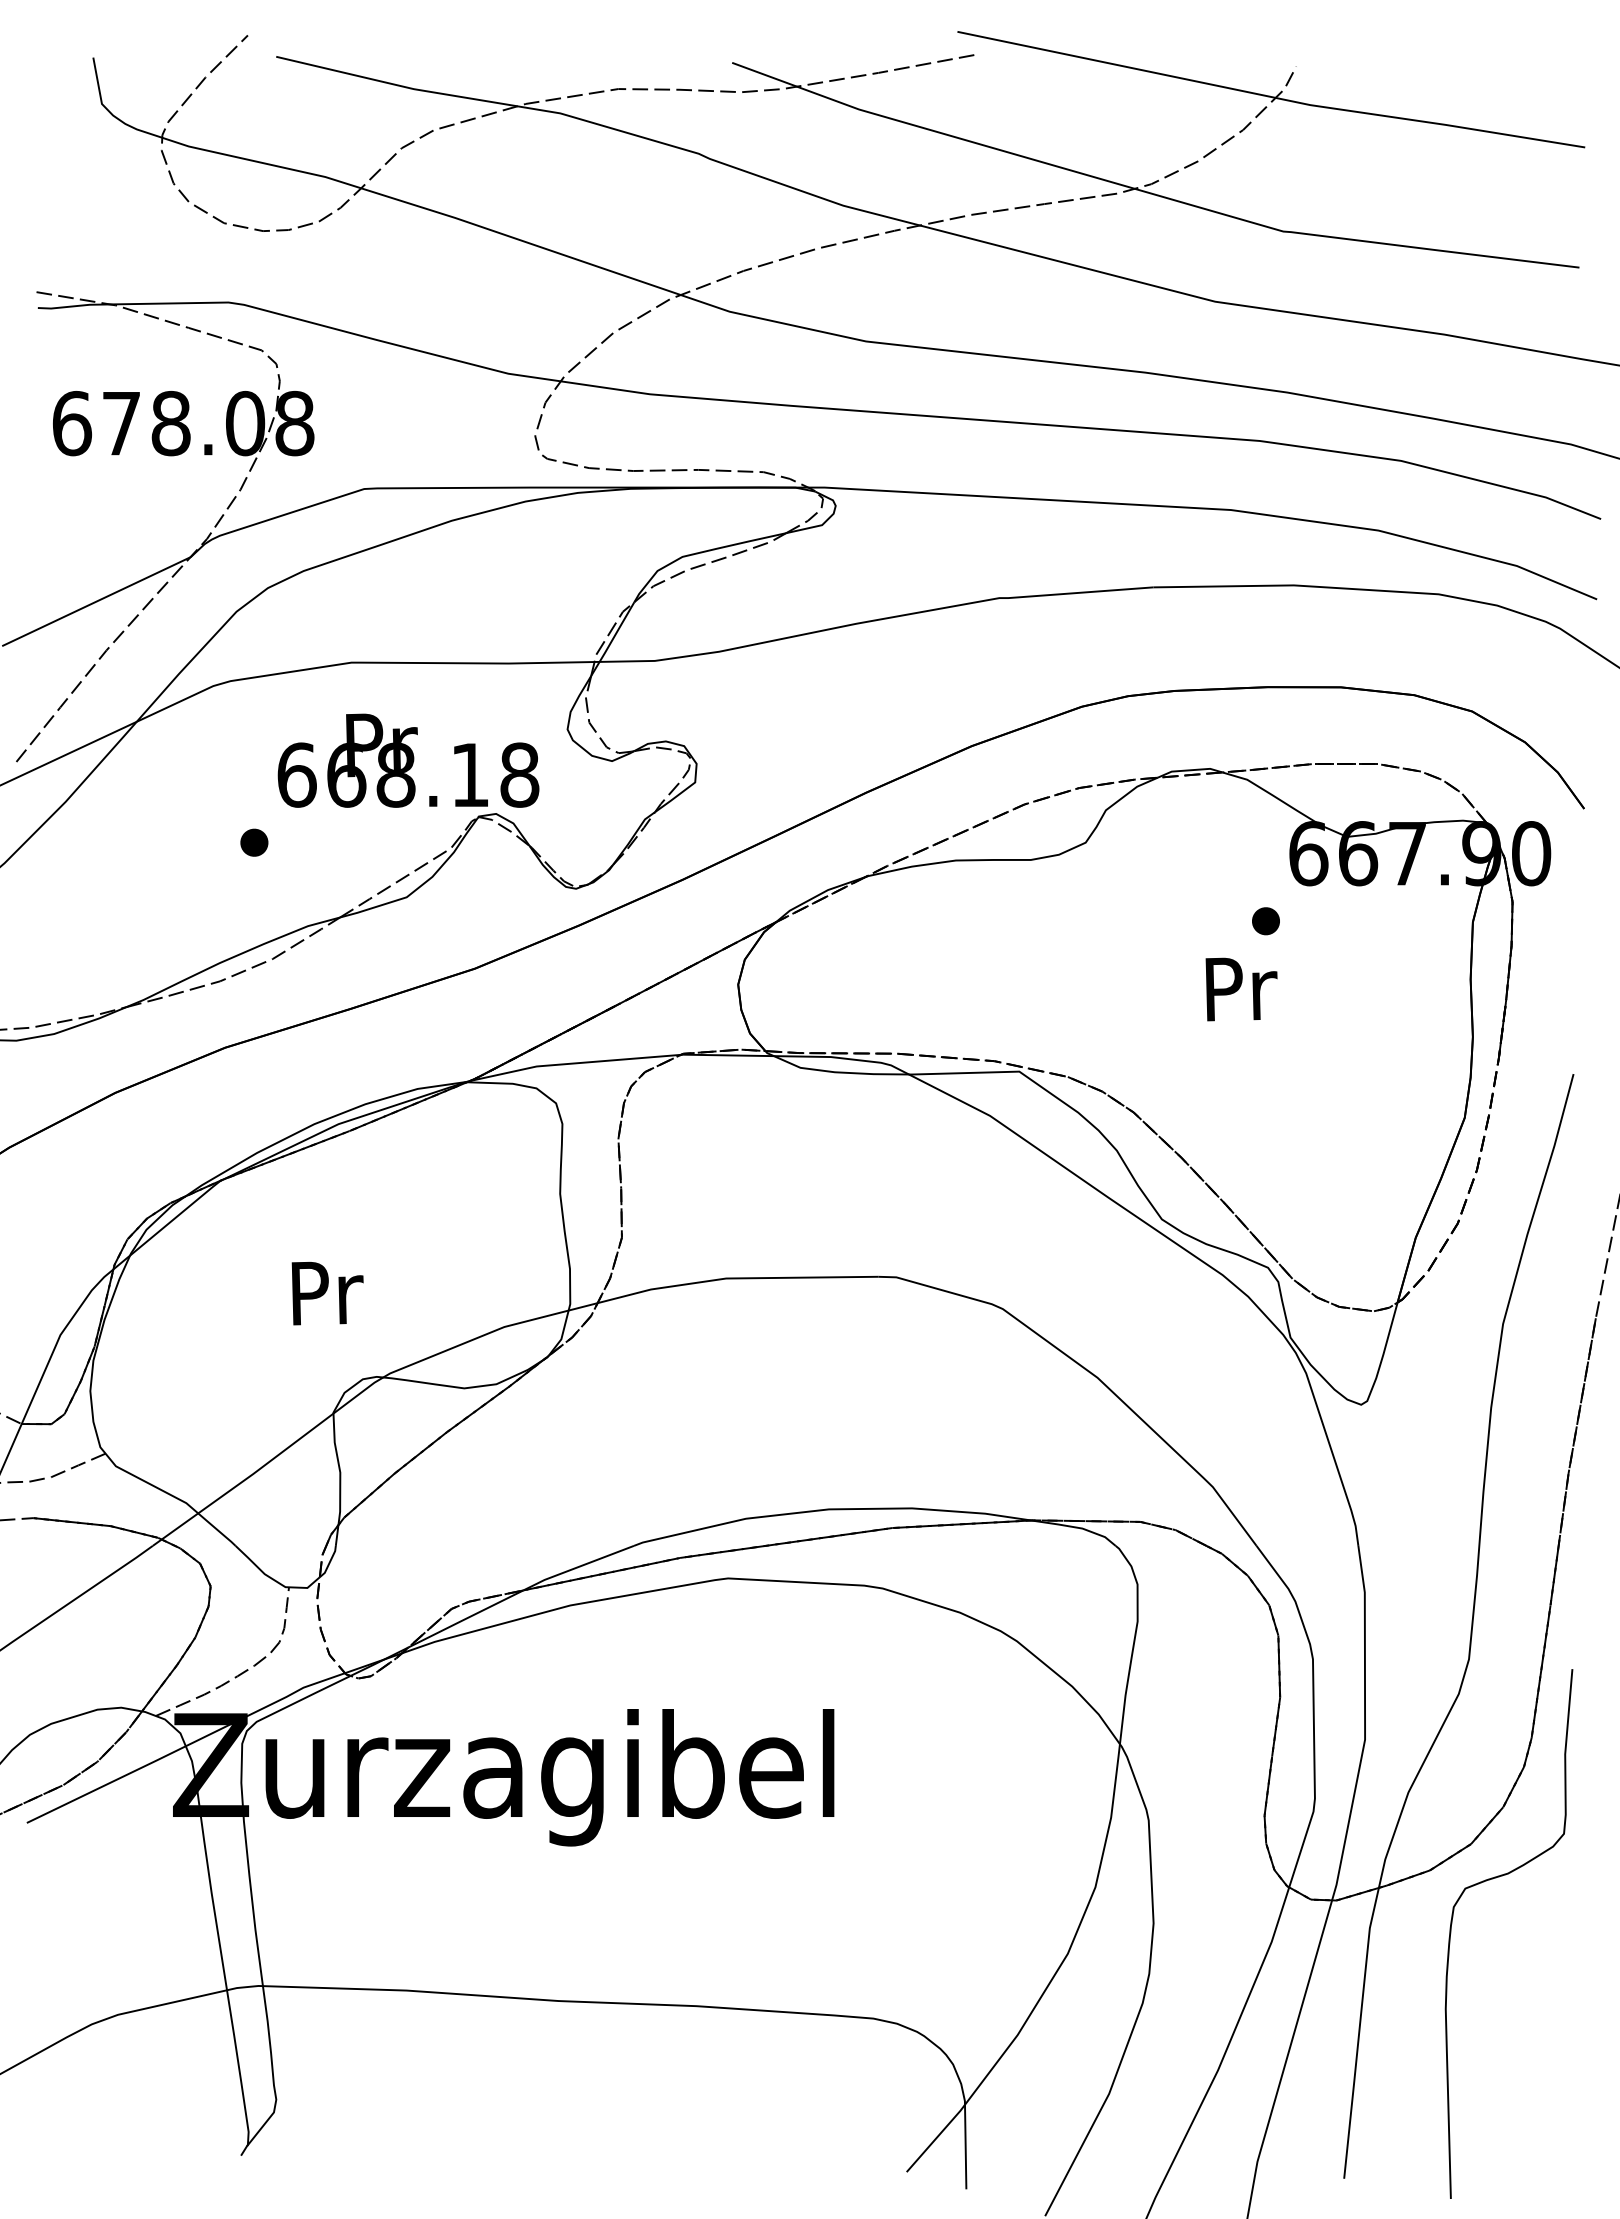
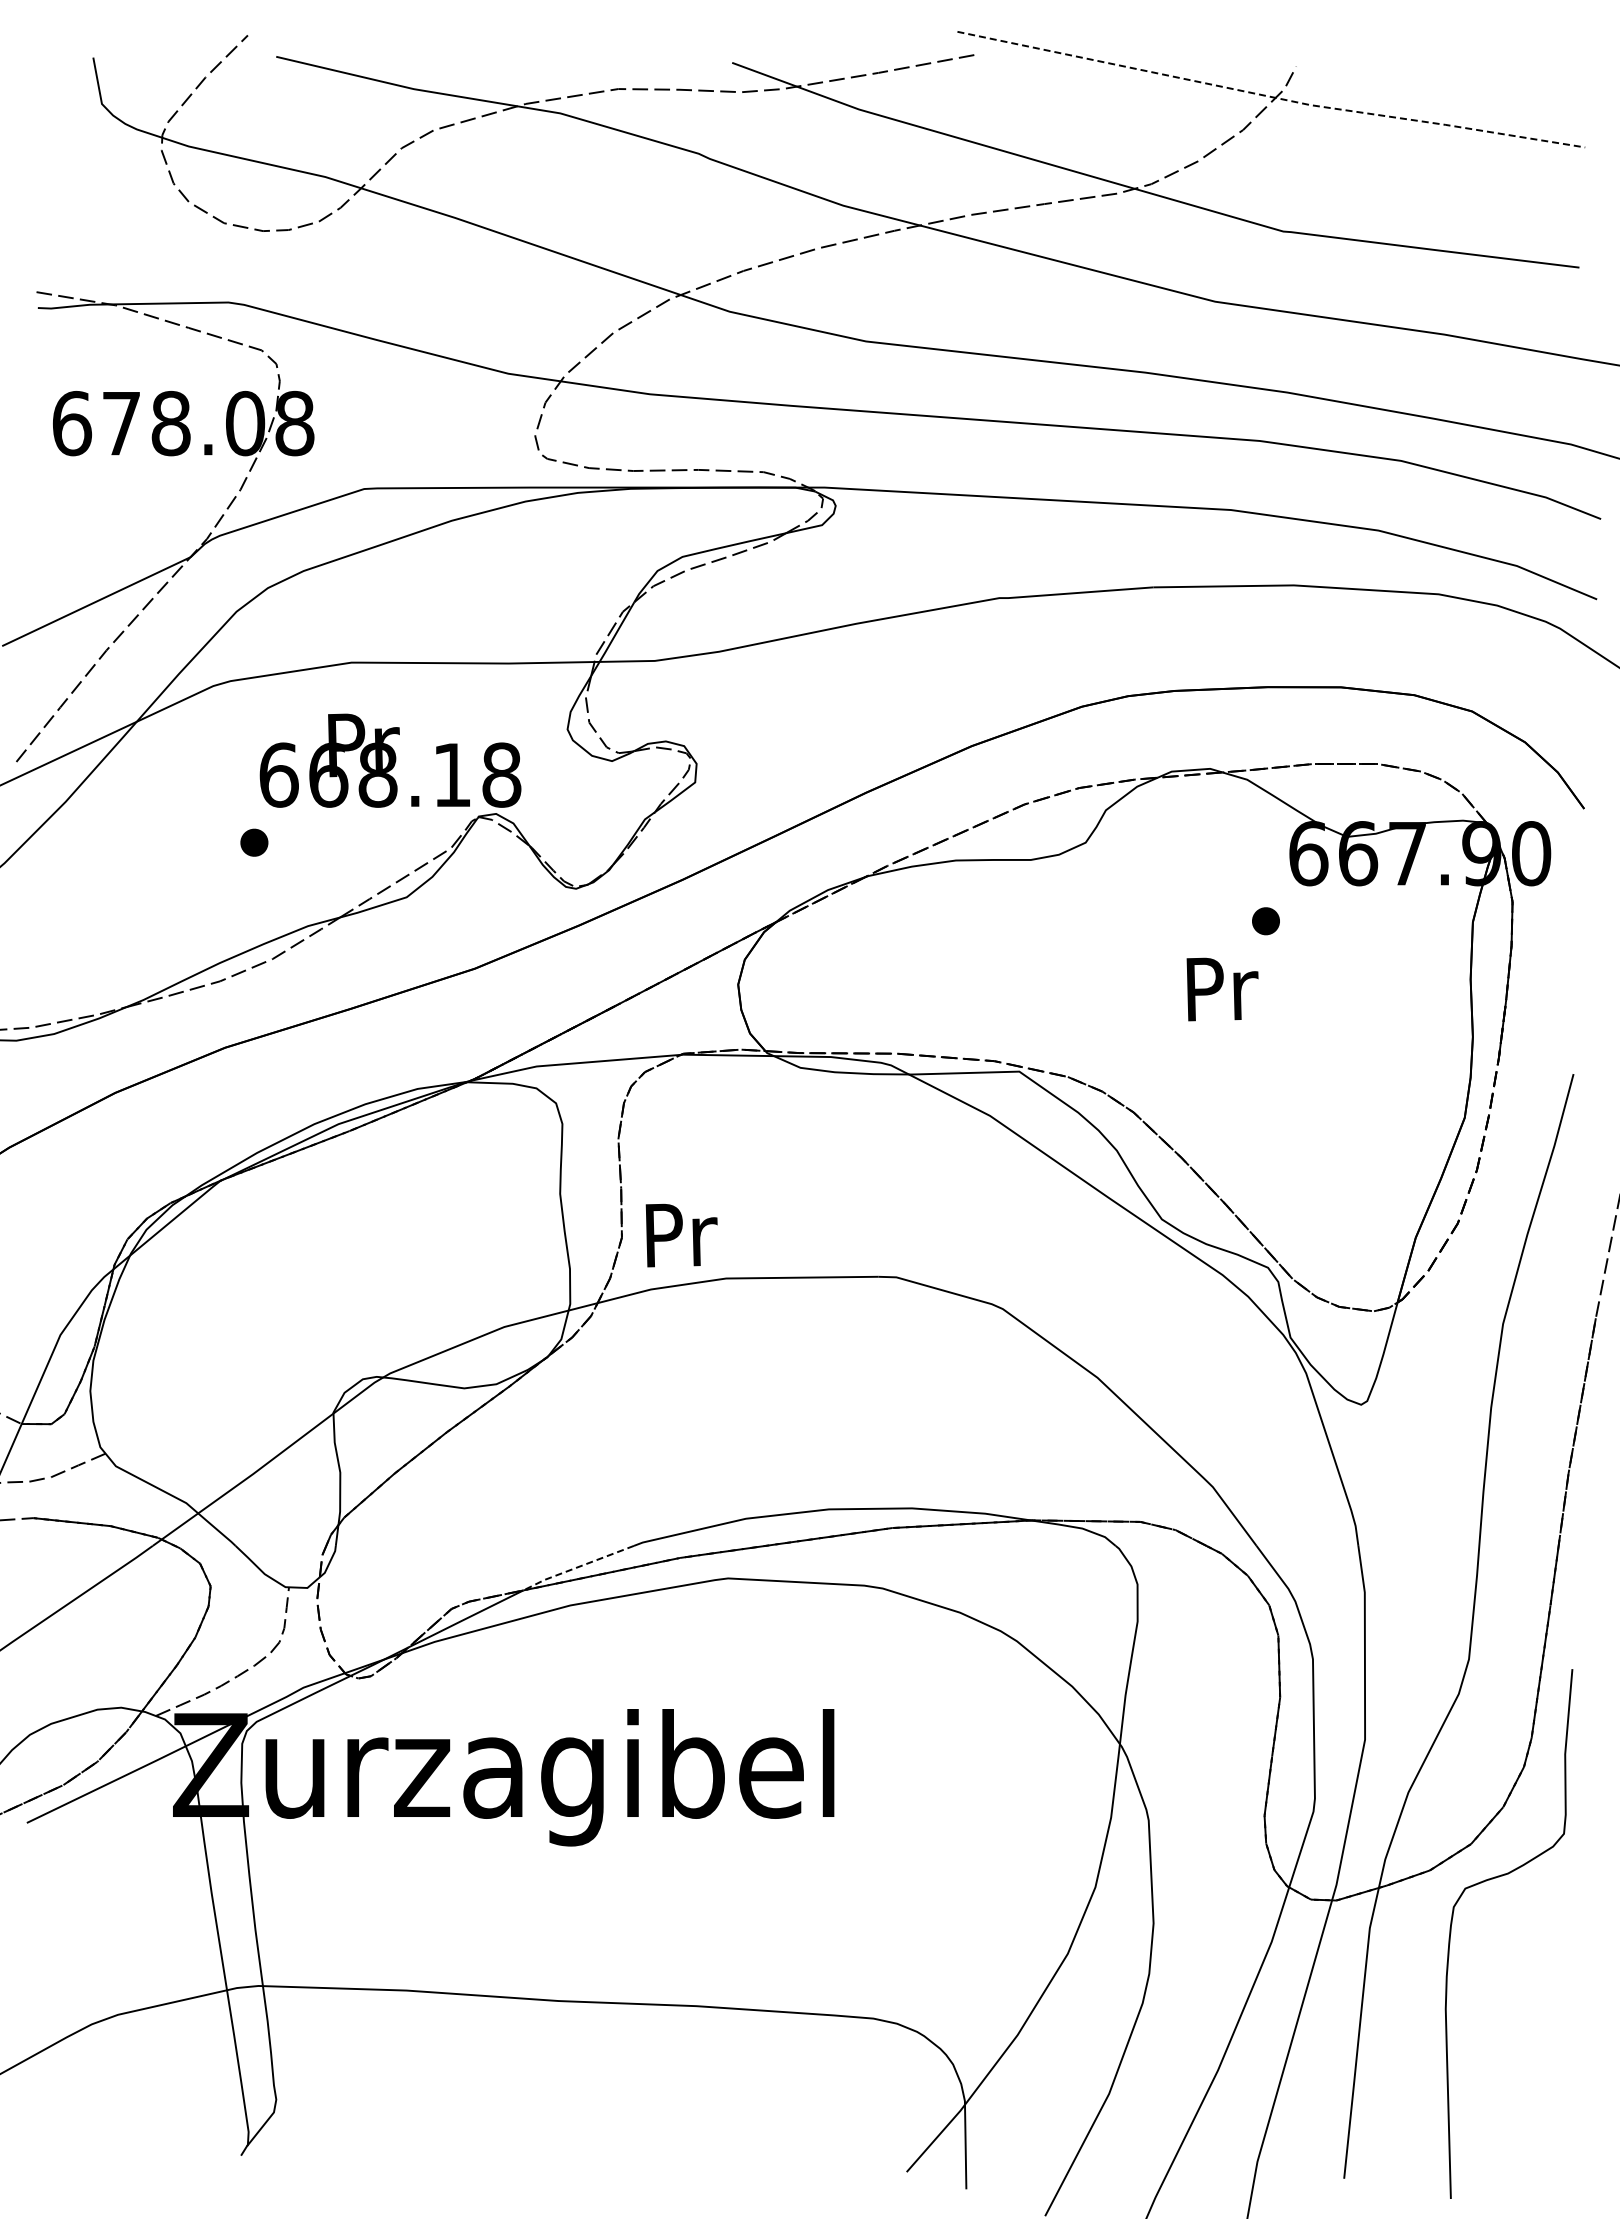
line: solid -> dashed (1272, 97)
text position: (408, 760) -> (390, 760) (390, 760)
text position: (1241, 989) -> (1222, 989) (1222, 989)
text position: (327, 1293) -> (681, 1235) (681, 1235)
line: solid -> dashed (577, 1567)
